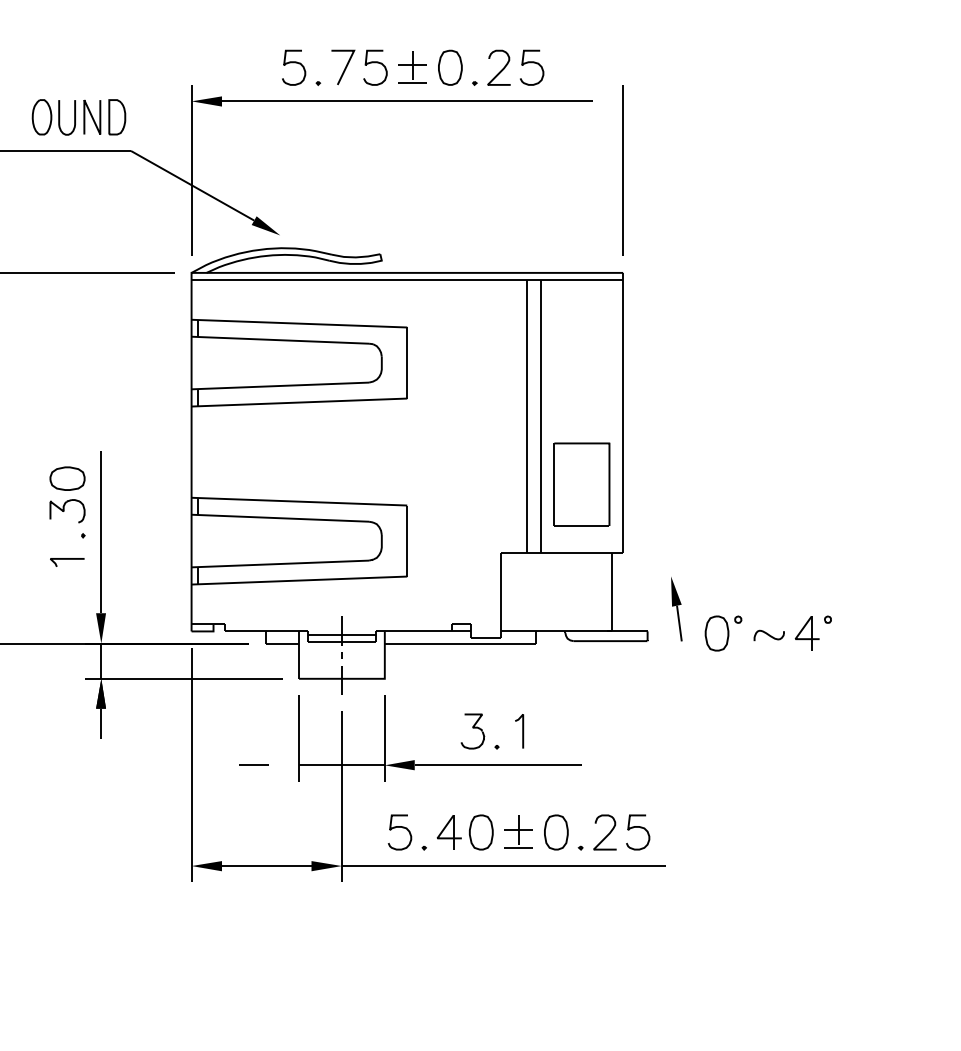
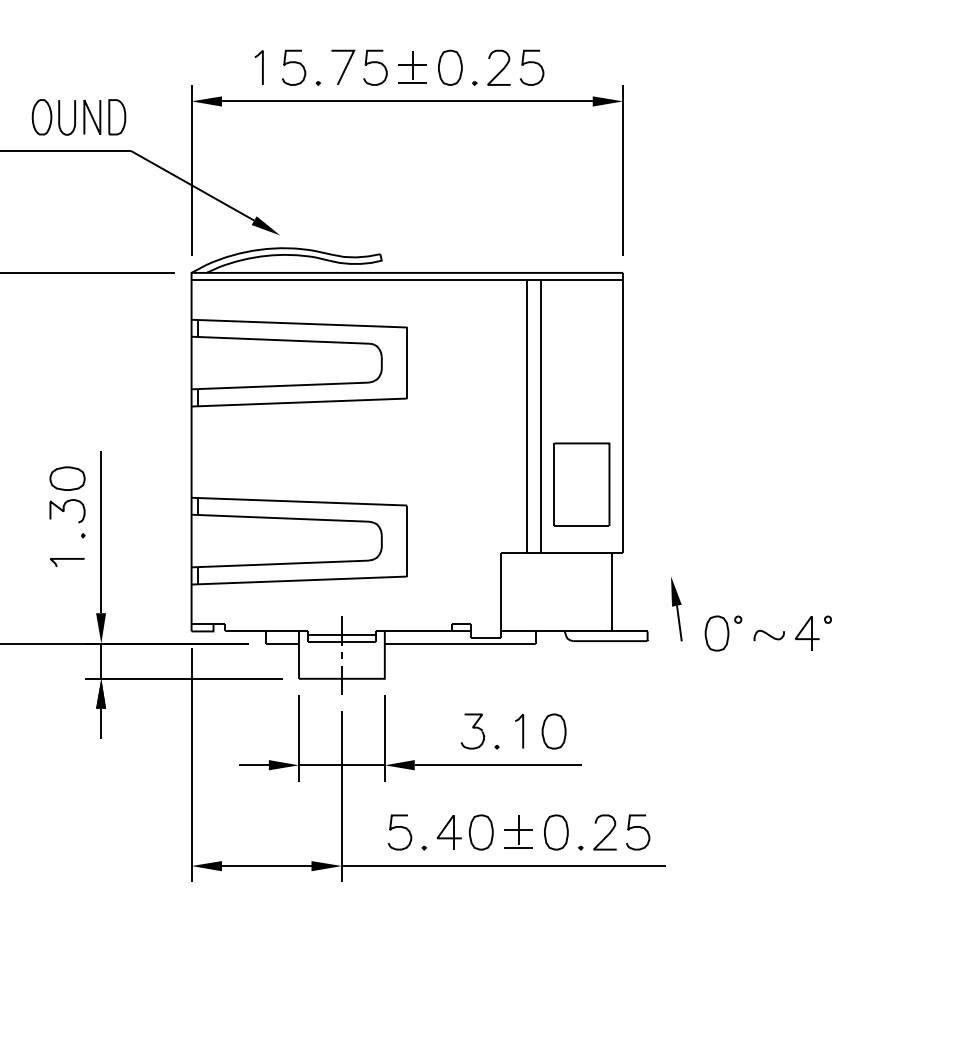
curve: none -> present (262, 67)
fill: none -> present (607, 101)
part: none -> present (553, 731)
fill: none -> present (283, 765)
